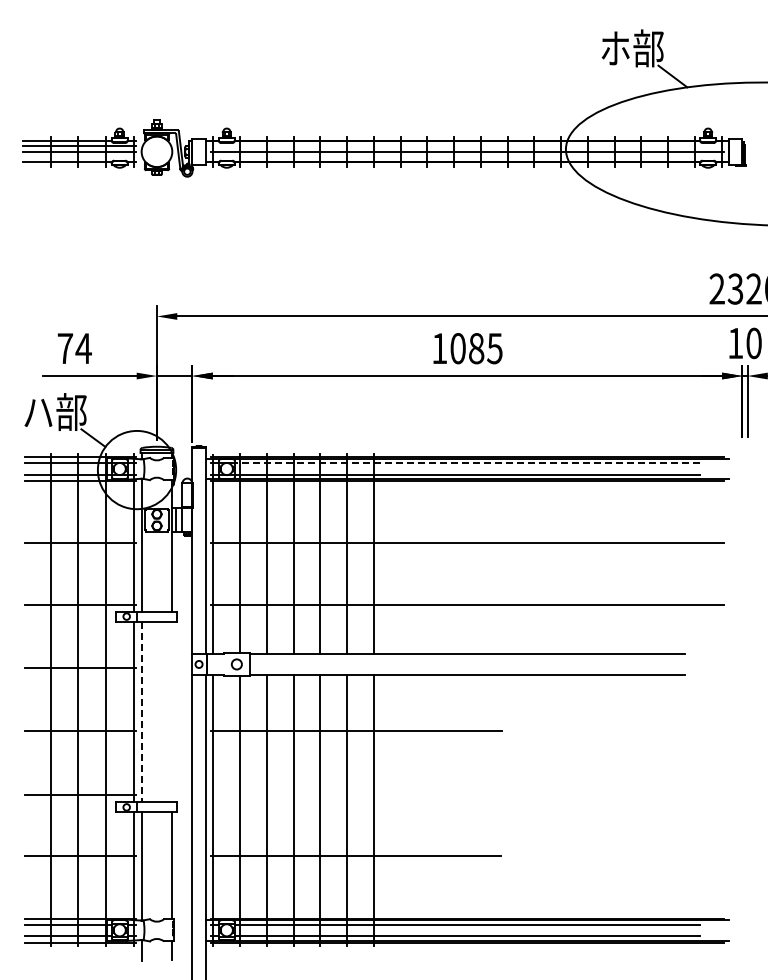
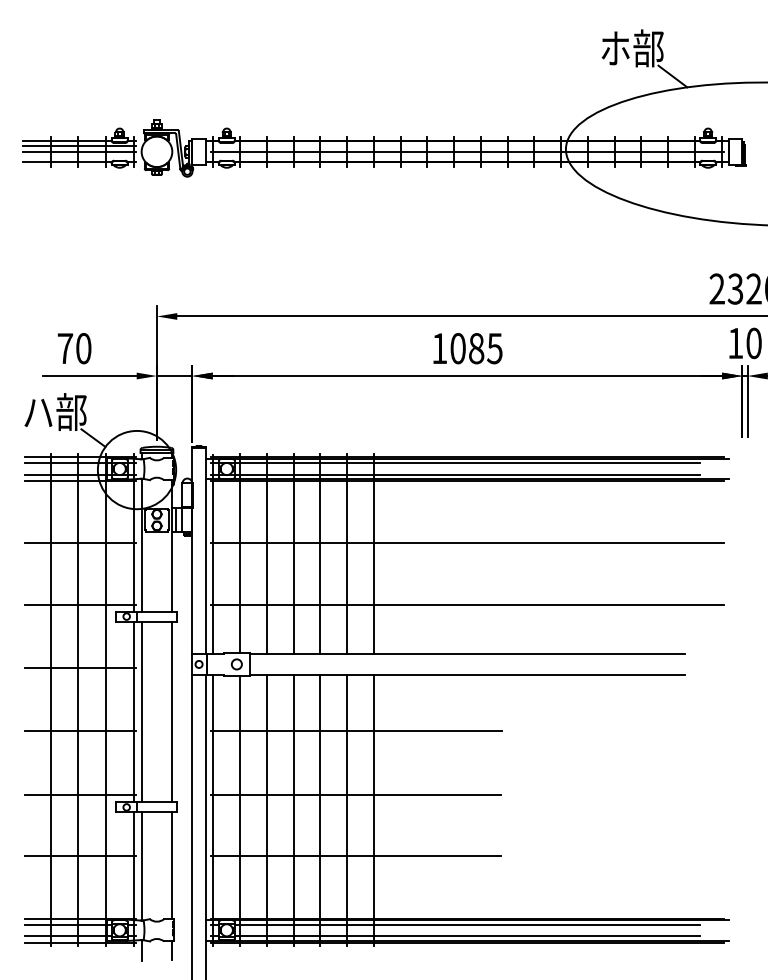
text: 74 -> 70 (83, 348)
line: dashed -> solid (467, 463)
line: none -> present (172, 711)
line: dashed -> solid (141, 712)
line: none -> present (355, 794)
